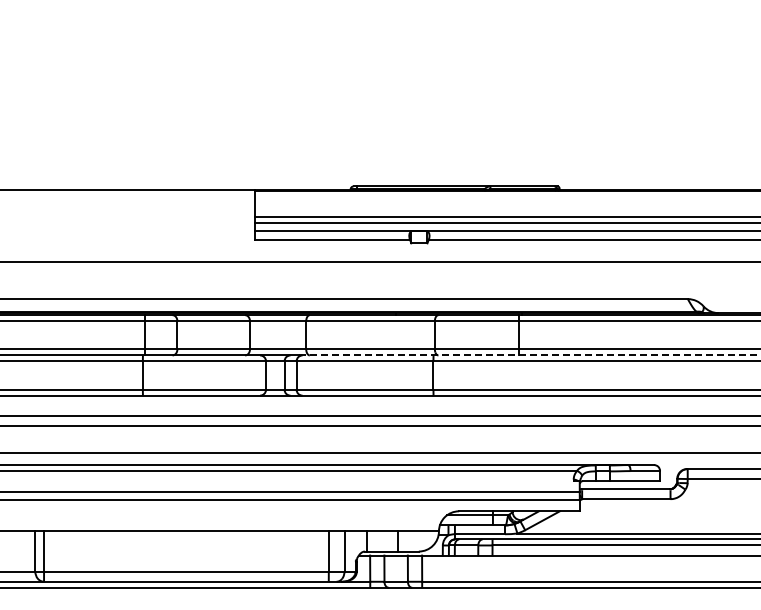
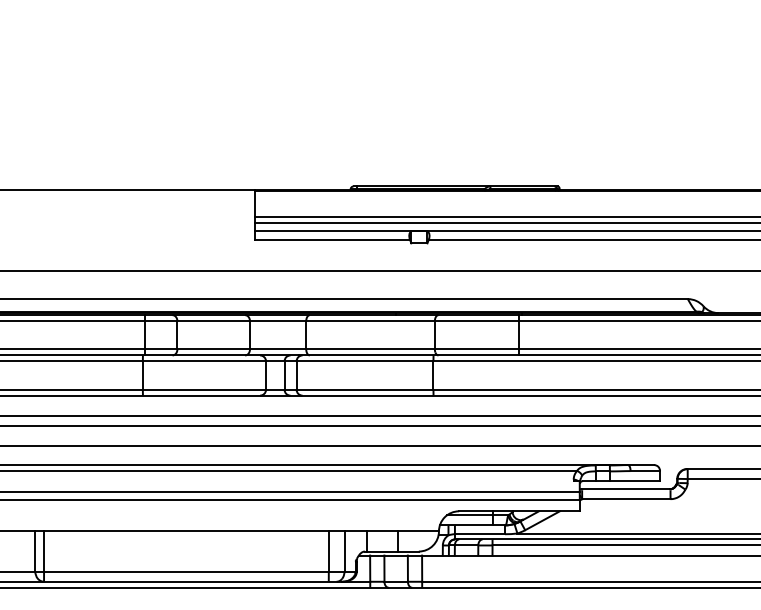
line position: (379, 261) -> (379, 270) (379, 270)
line: dashed -> solid (529, 355)
line position: (379, 452) -> (379, 445) (379, 445)
